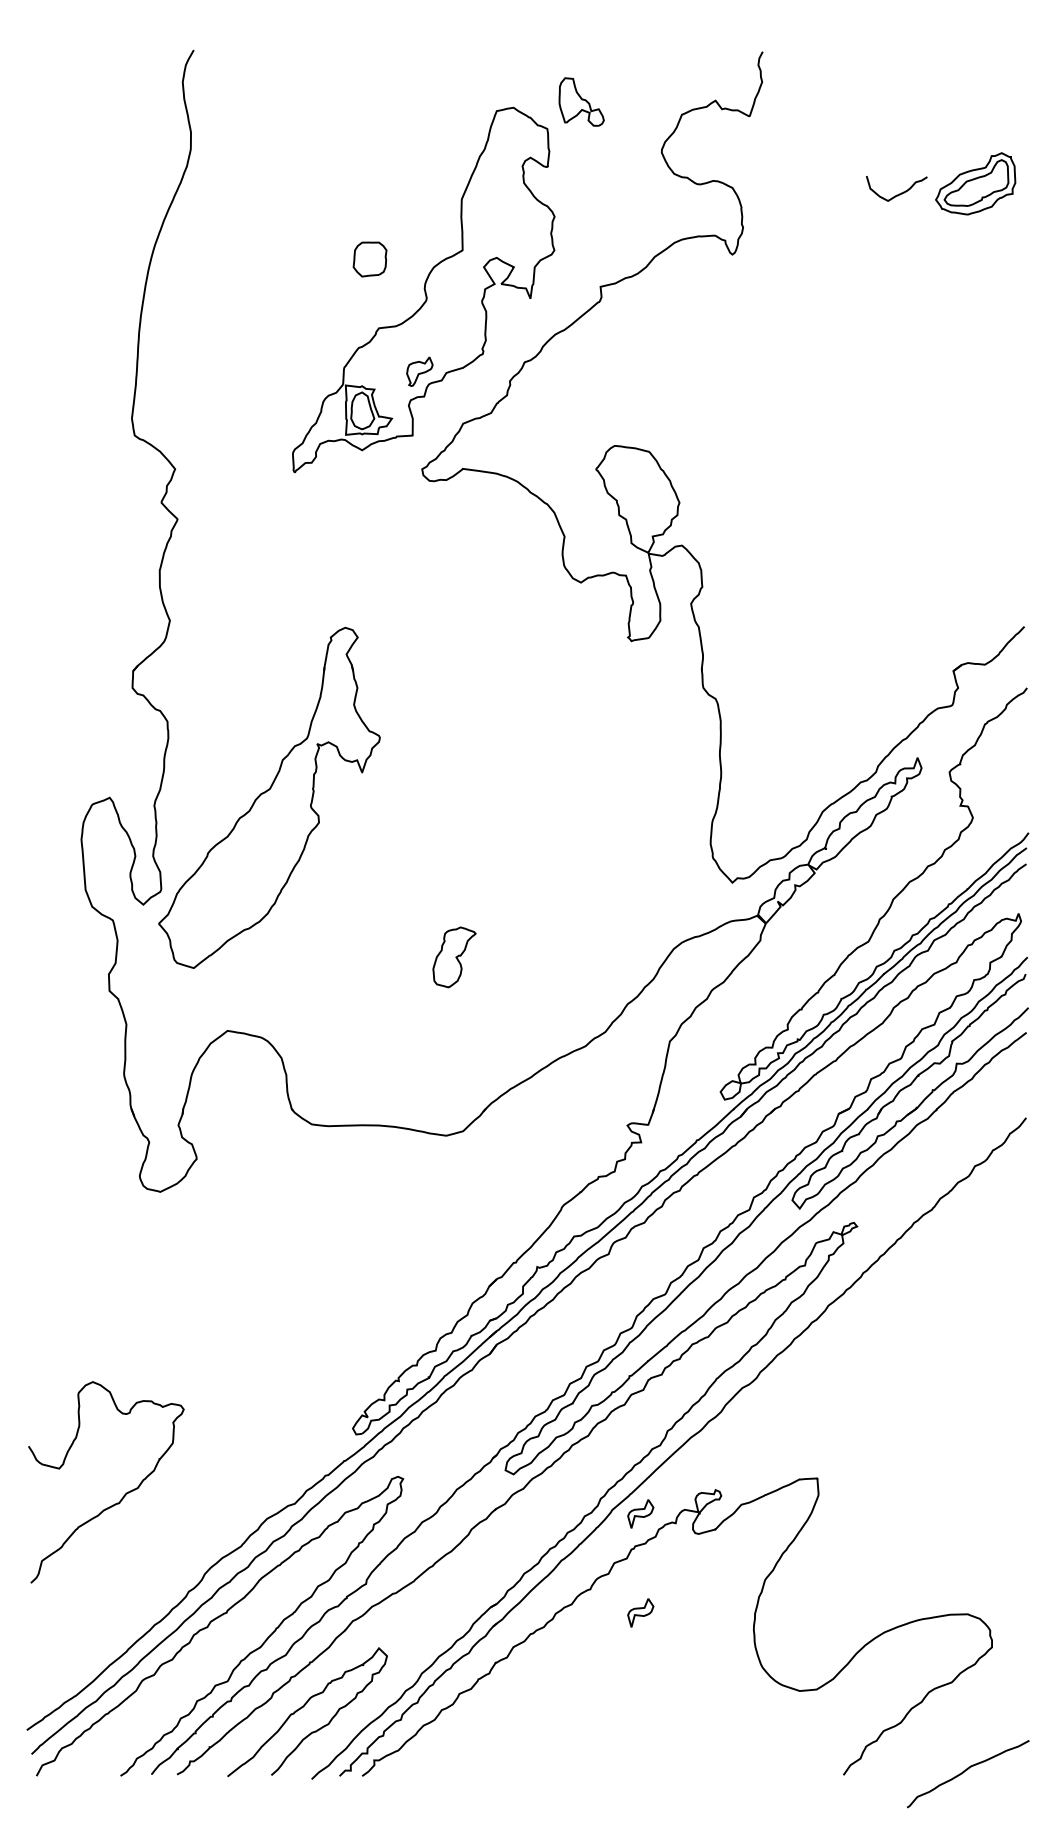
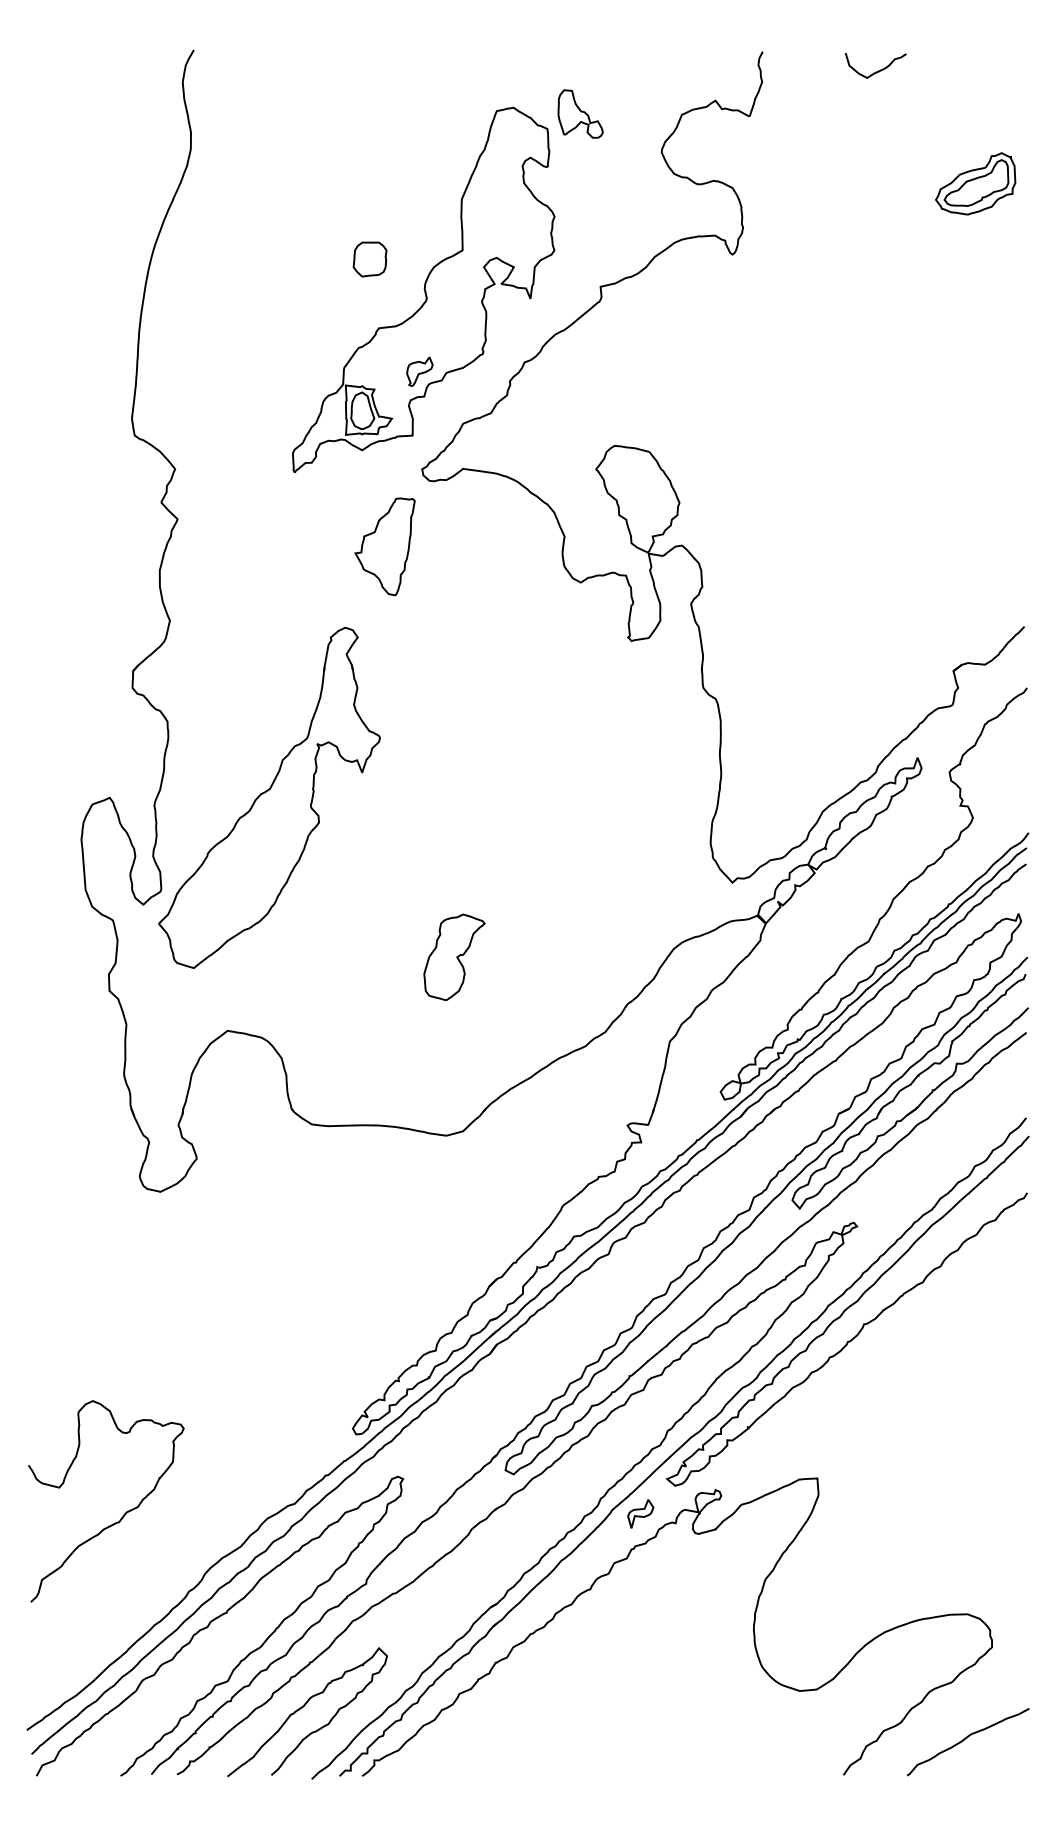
part position: (581, 101) -> (580, 113) (580, 113)
curve position: (899, 193) -> (878, 70) (878, 70)
part: none -> present (384, 546)
part size: 45x63 px -> 63x89 px (454, 957)
curve: none -> present (847, 1309)
curve position: (123, 1495) -> (123, 1514) (123, 1514)
part: present -> none (640, 1612)
curve position: (967, 1770) -> (967, 1738) (967, 1738)
